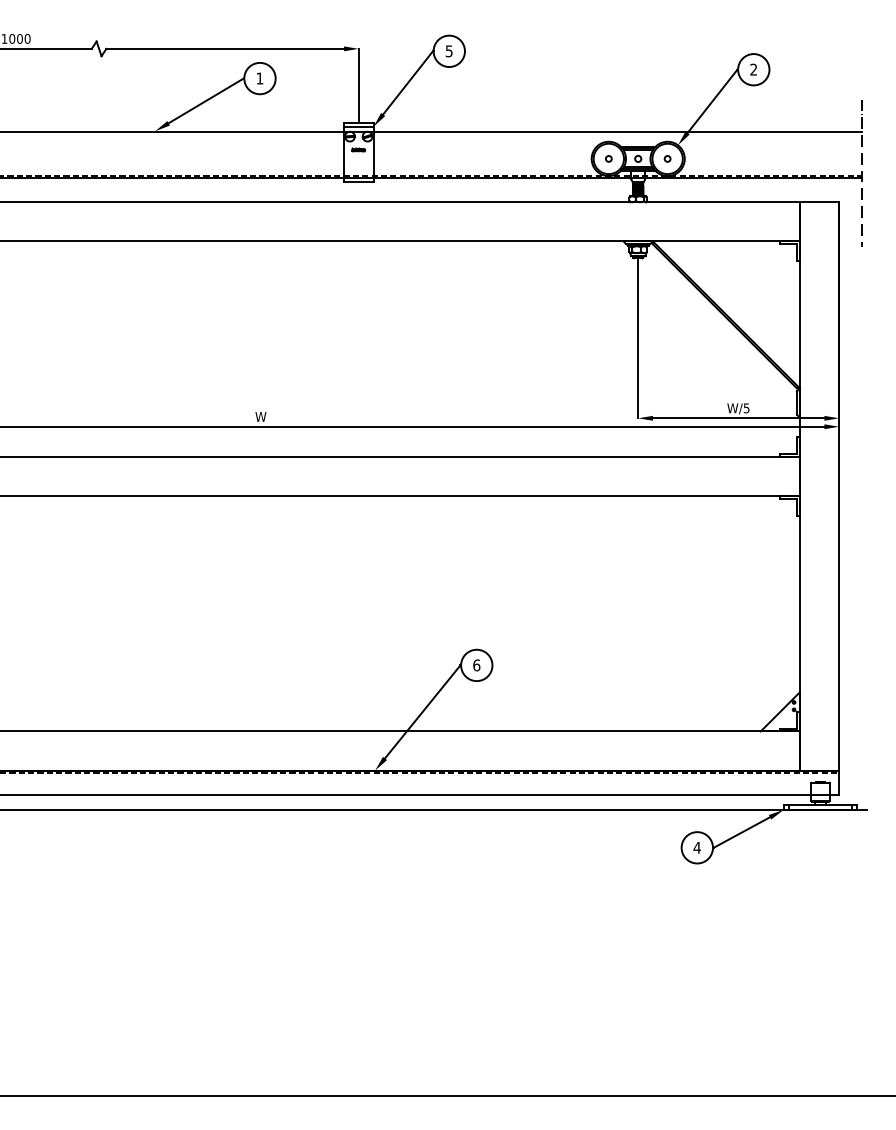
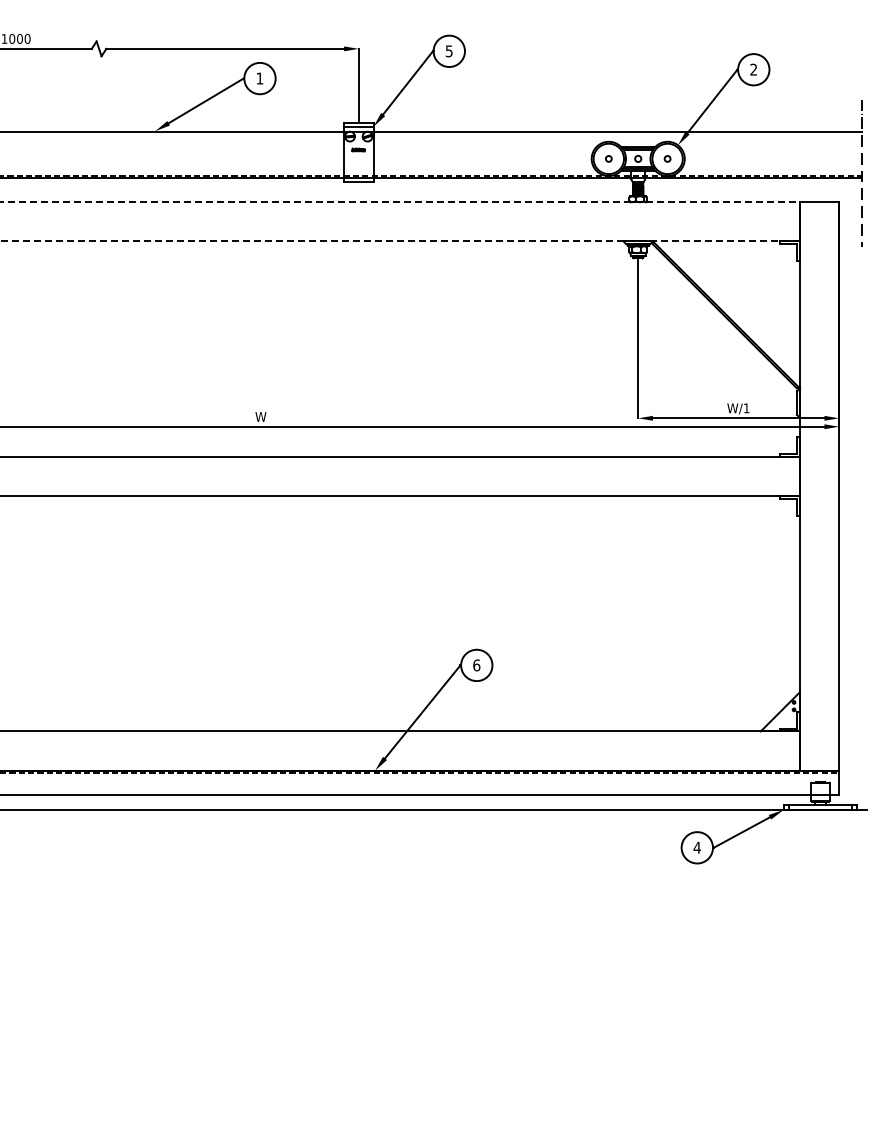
line: solid -> dashed (400, 202)
line: solid -> dashed (399, 241)
text: W/5 -> W/1 (746, 408)
line: present -> none (447, 1096)
